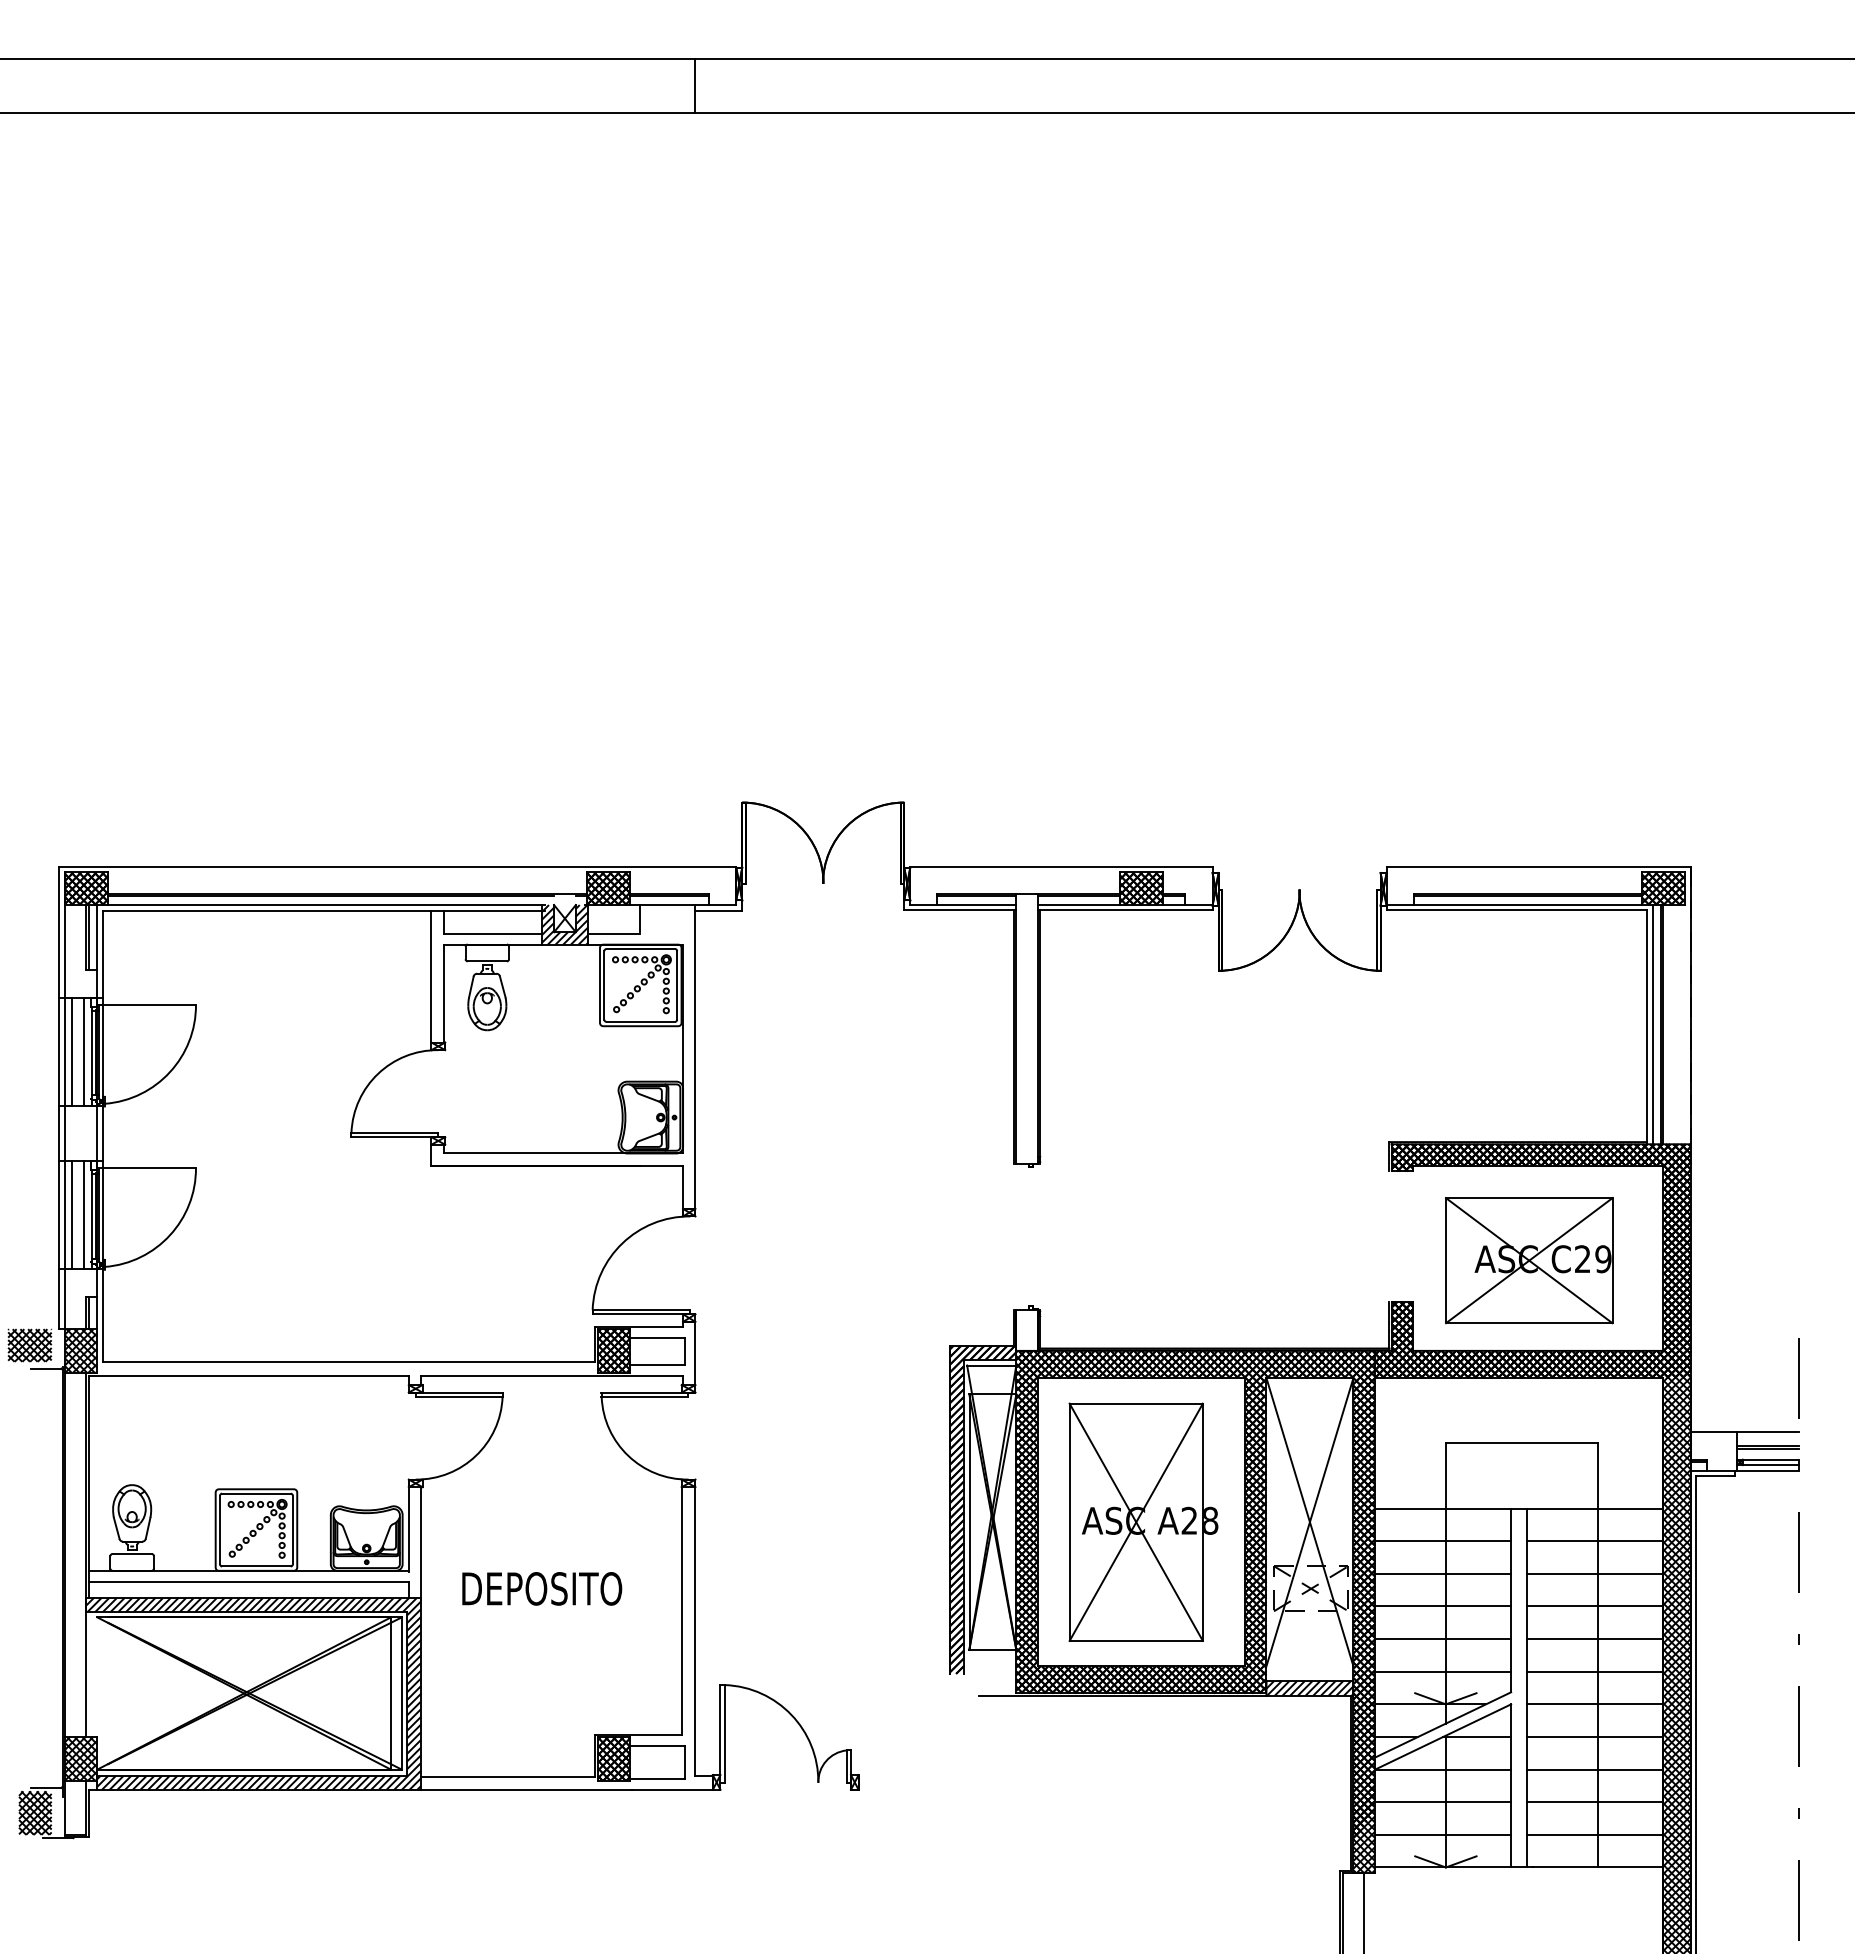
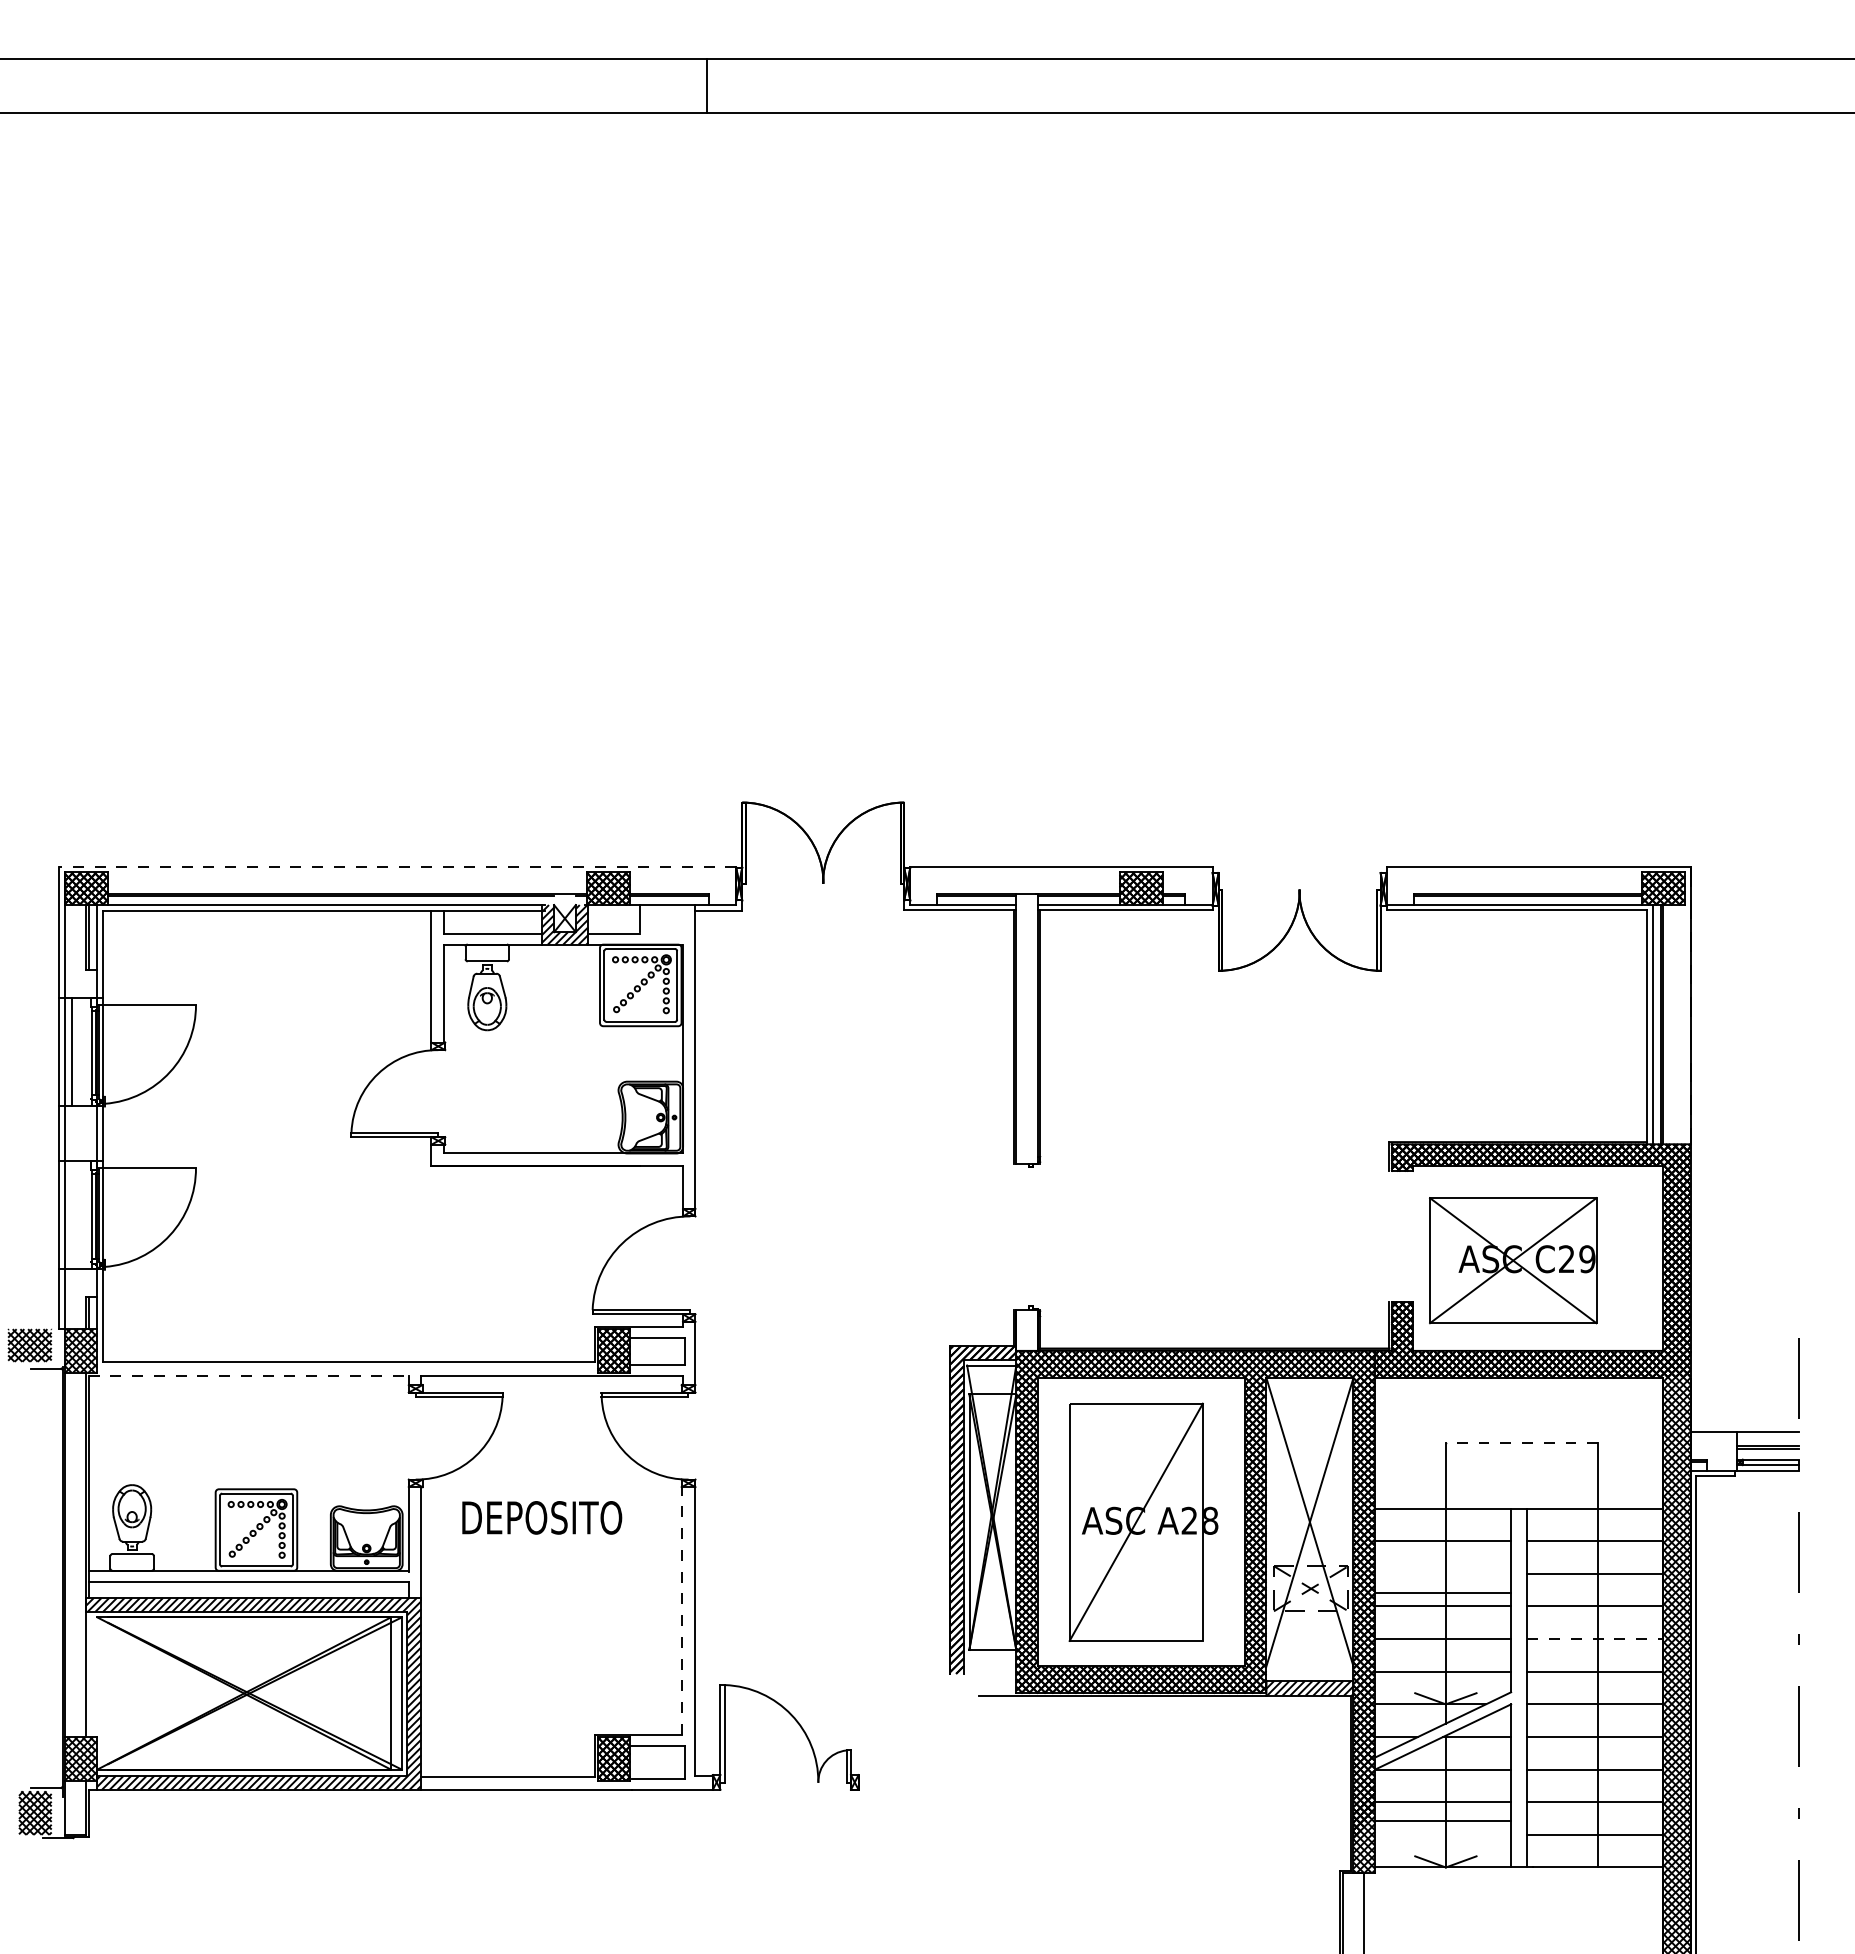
line position: (695, 85) -> (707, 85) (707, 85)
line: solid -> dashed (397, 867)
line: present -> none (84, 1051)
line: present -> none (72, 1214)
line: present -> none (84, 1214)
part position: (1529, 1260) -> (1513, 1260) (1513, 1260)
line: solid -> dashed (249, 1376)
line: solid -> dashed (1521, 1443)
line: present -> none (1135, 1521)
line position: (1443, 1573) -> (1443, 1592) (1443, 1592)
text position: (542, 1588) -> (542, 1517) (542, 1517)
line: solid -> dashed (681, 1611)
line: solid -> dashed (1595, 1639)
line position: (1443, 1834) -> (1443, 1820) (1443, 1820)
